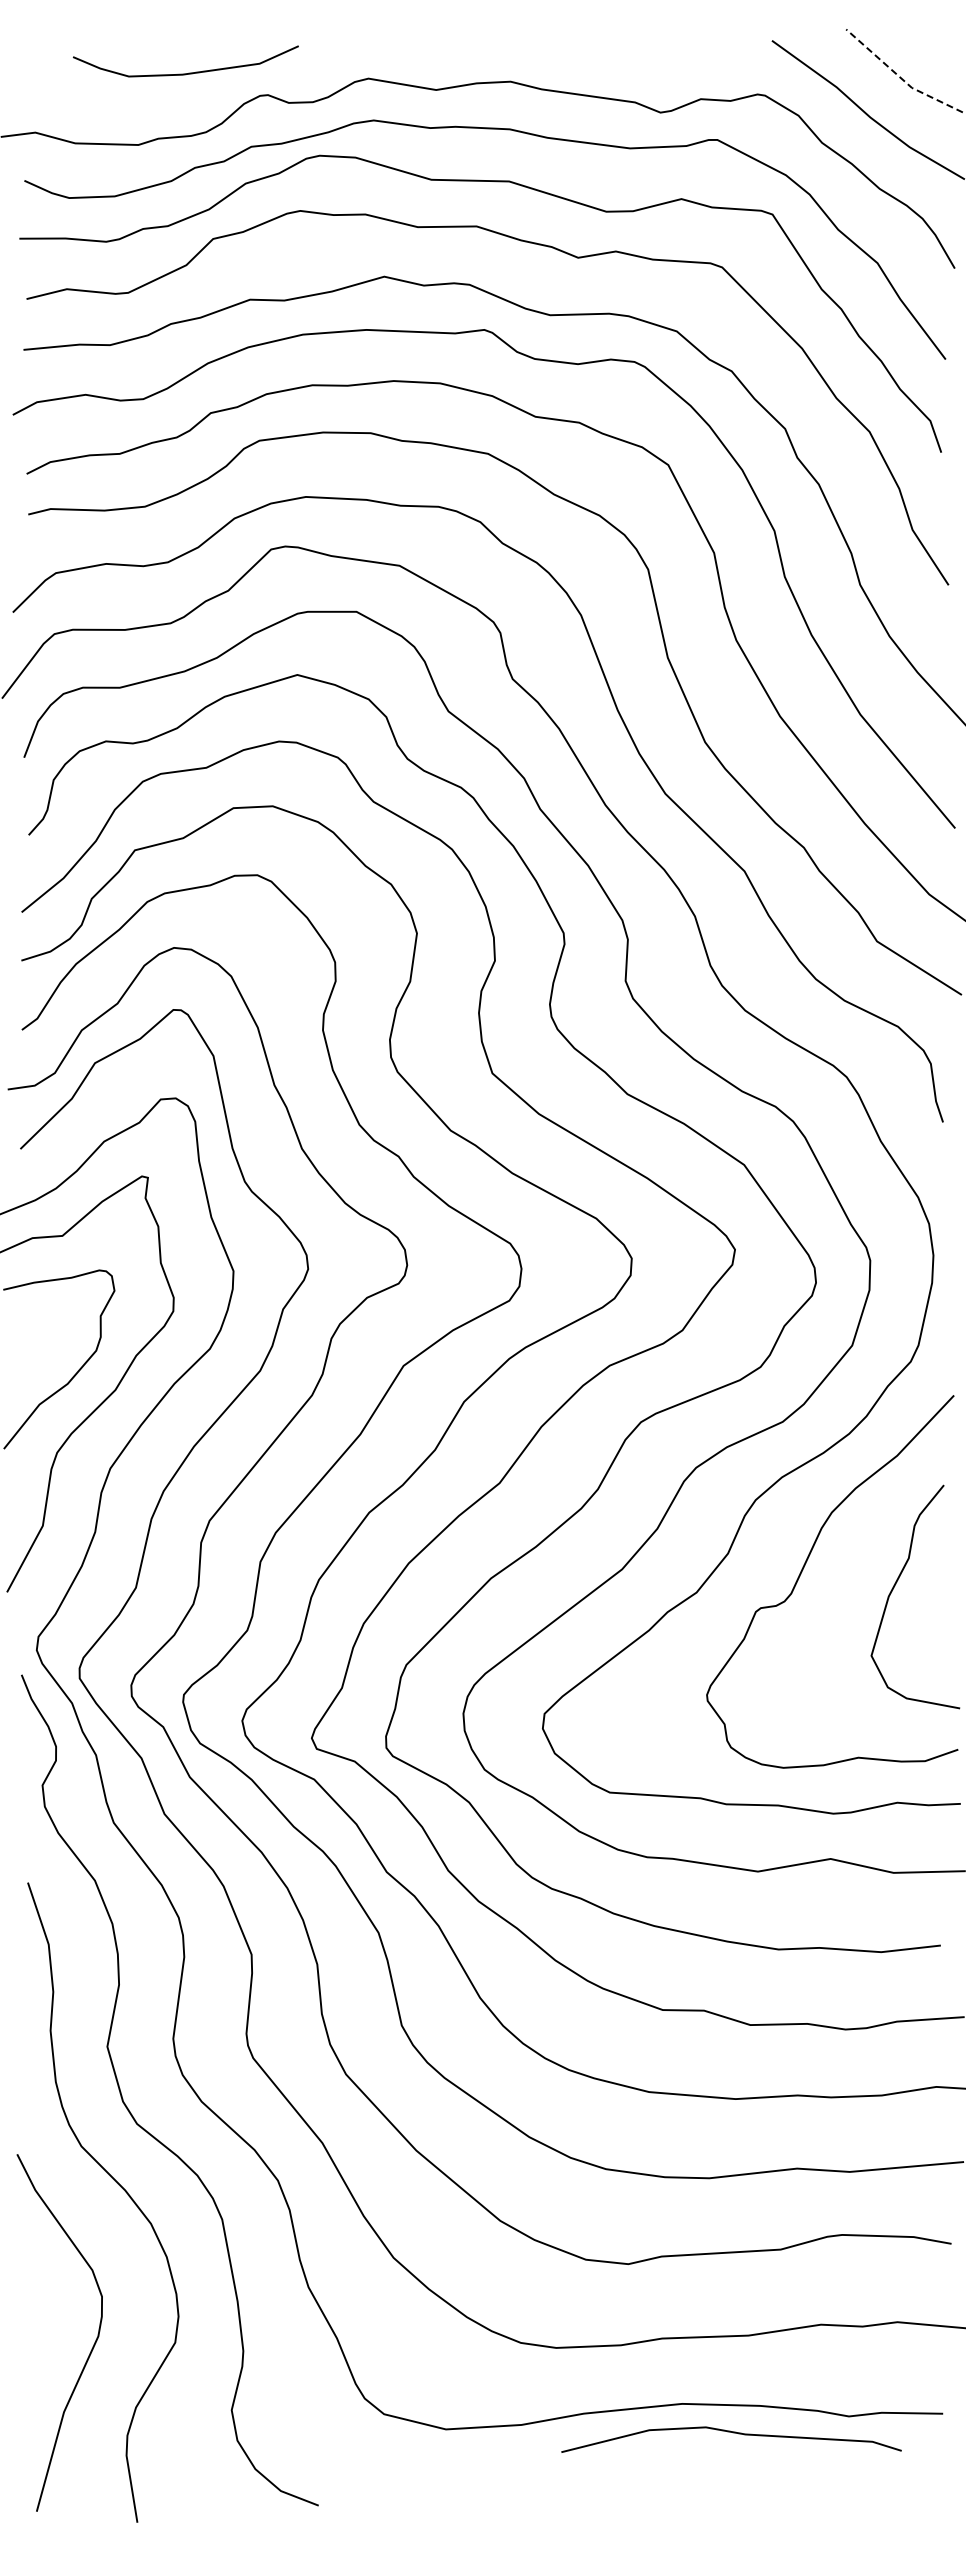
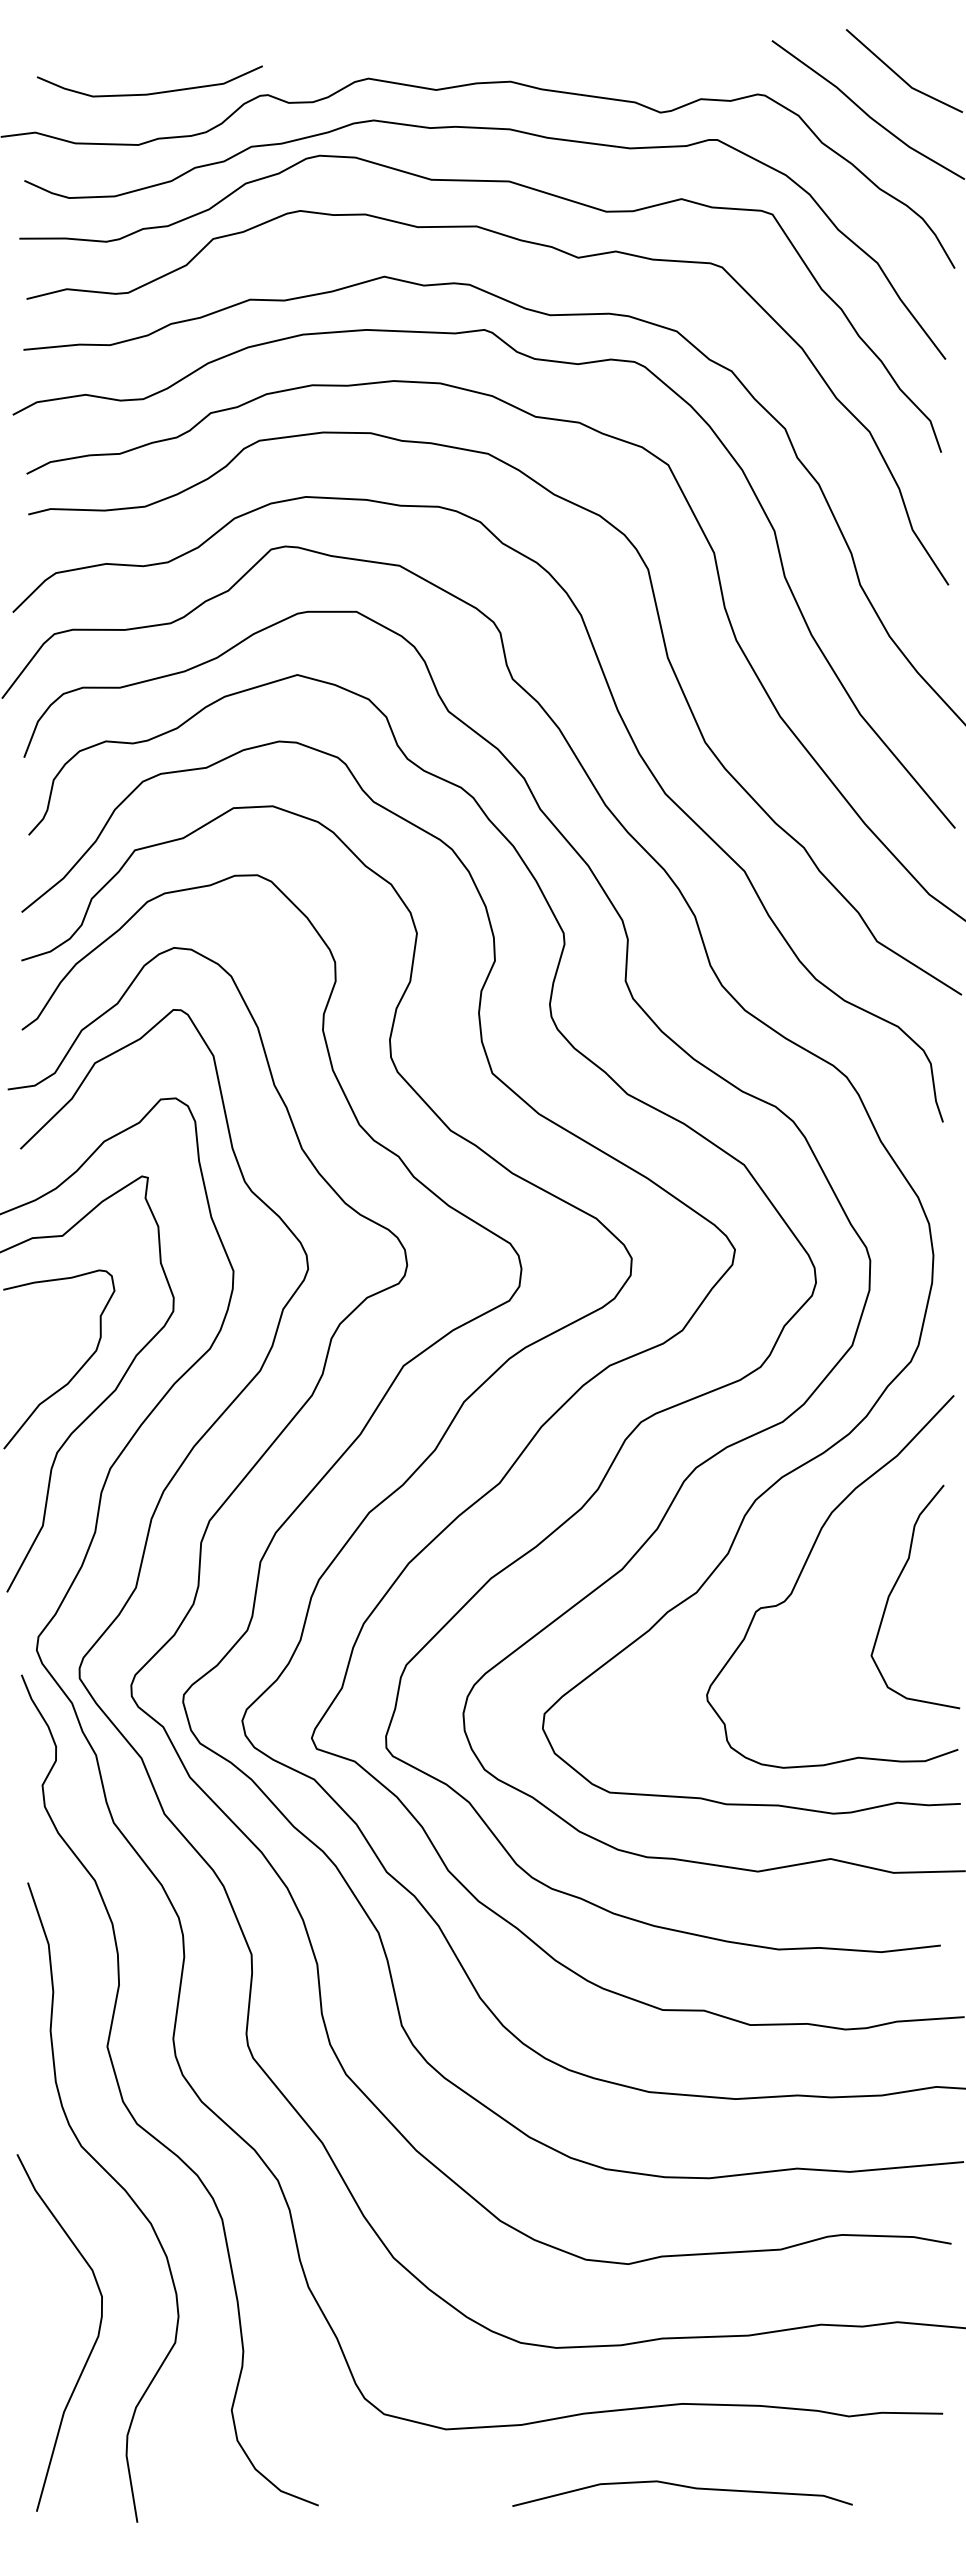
curve position: (188, 72) -> (152, 92) (152, 92)
line: dashed -> solid (900, 77)
curve position: (733, 2433) -> (684, 2487) (684, 2487)
